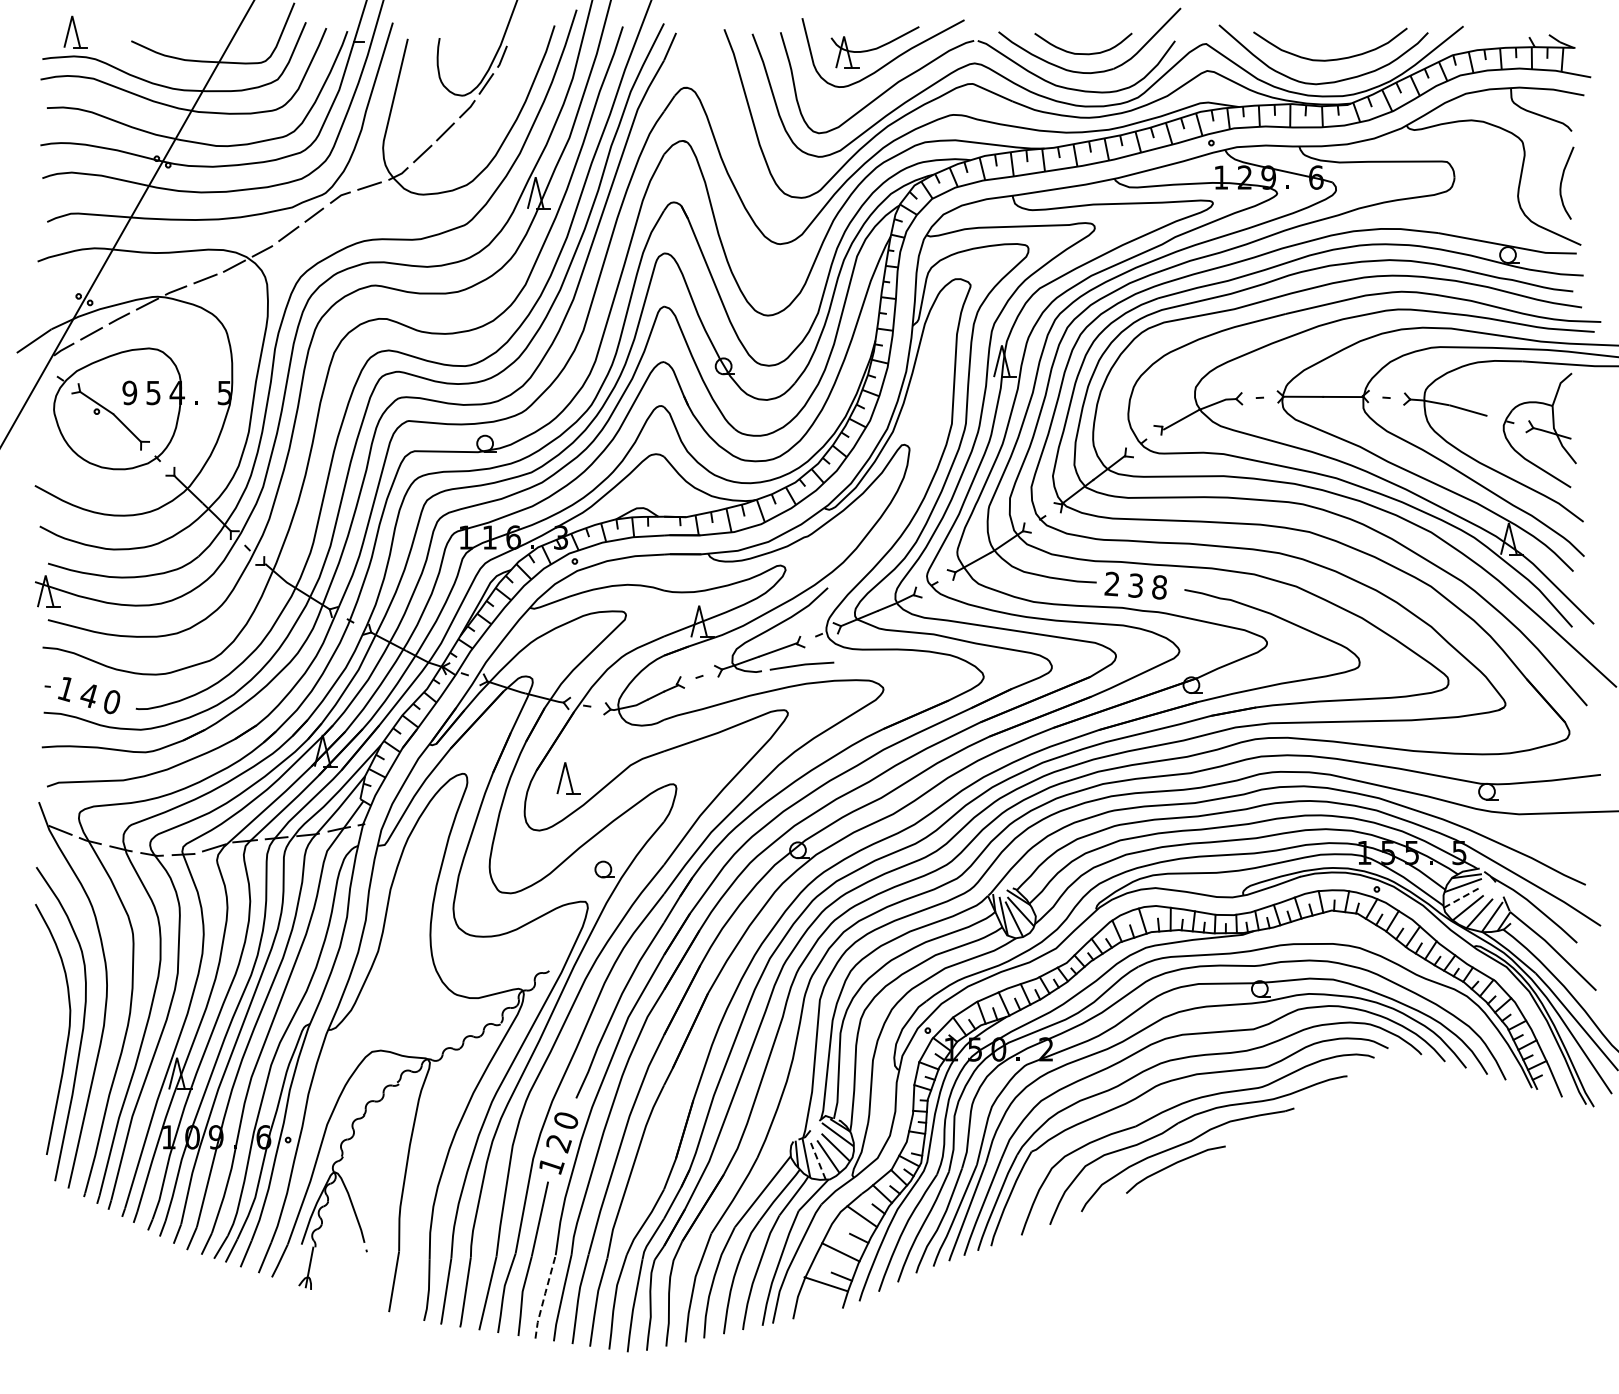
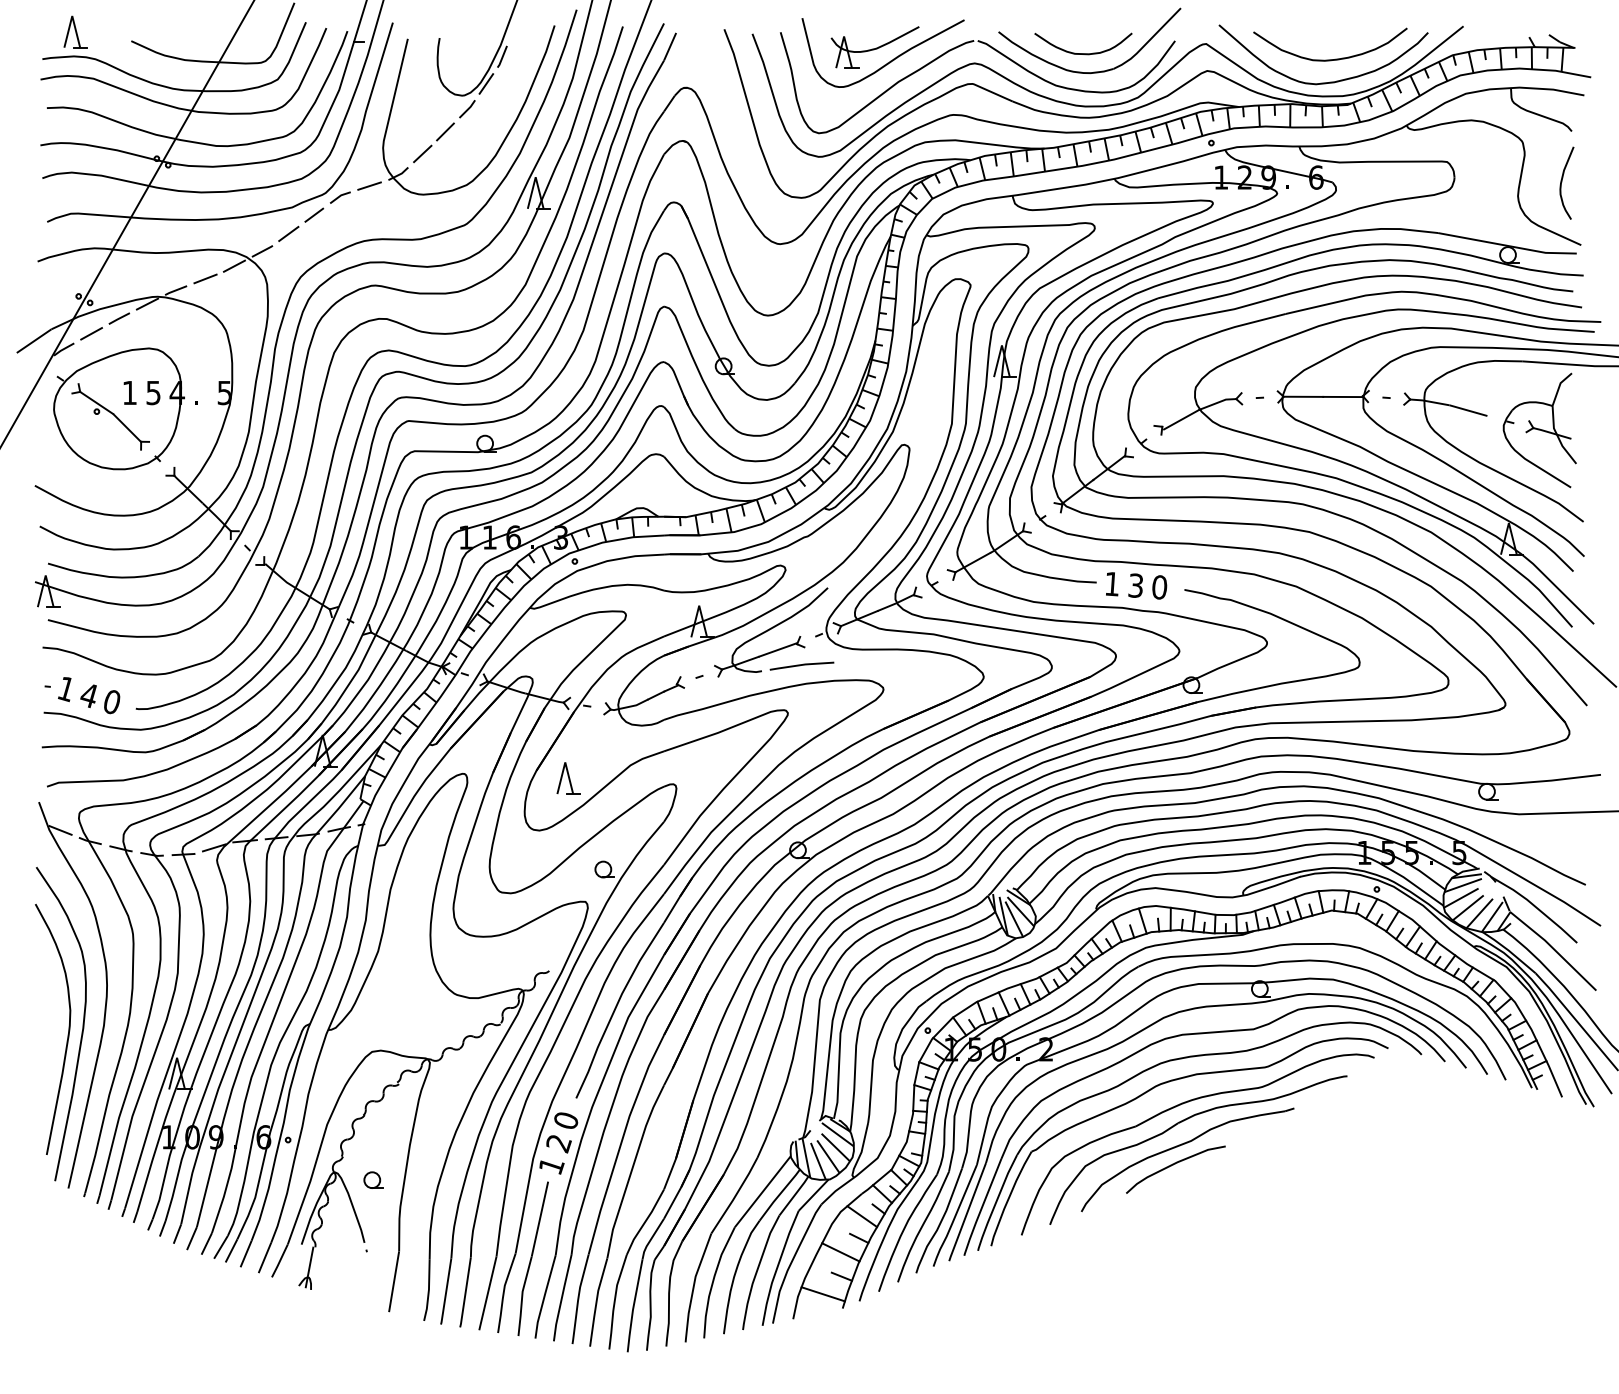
text: 9 -> 1 (129, 392)
text: 2 -> 1 (1111, 583)
text: 8 -> 0 (1159, 587)
line: dashed -> solid (1461, 898)
line: dashed -> solid (818, 1161)
part: none -> present (373, 1179)
line position: (825, 1284) -> (822, 1294) (822, 1294)
line: dashed -> solid (544, 1297)
